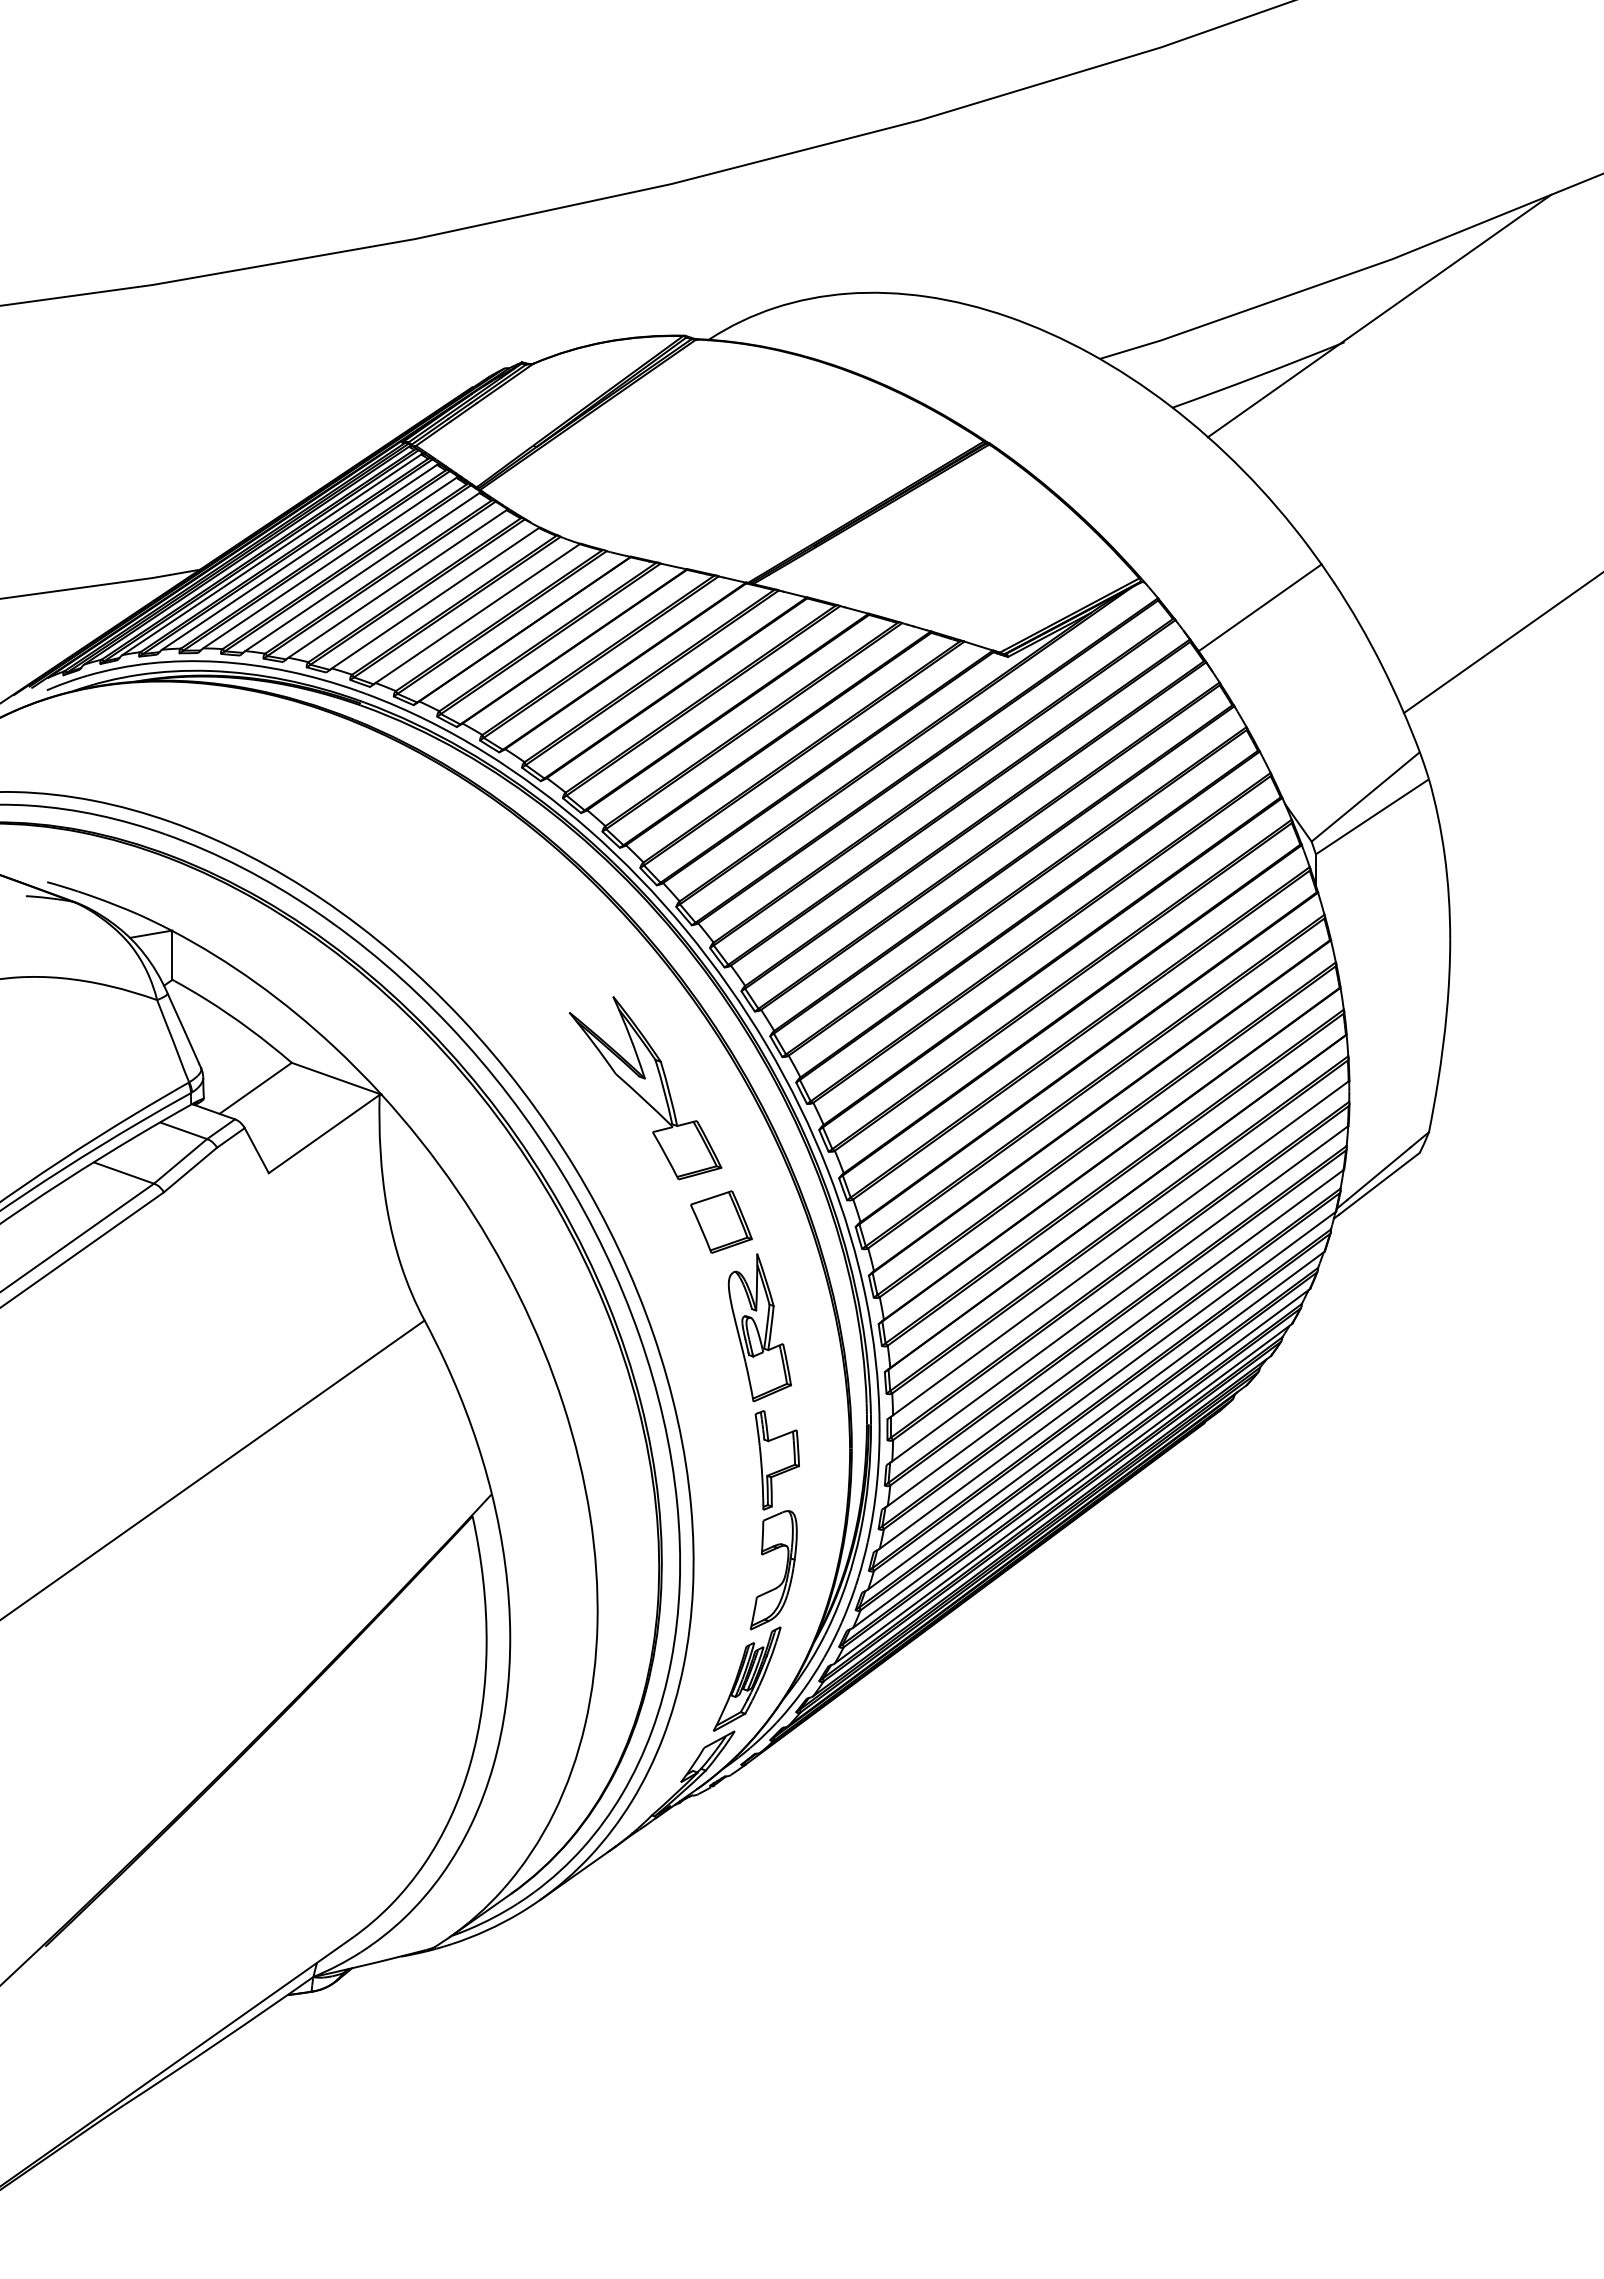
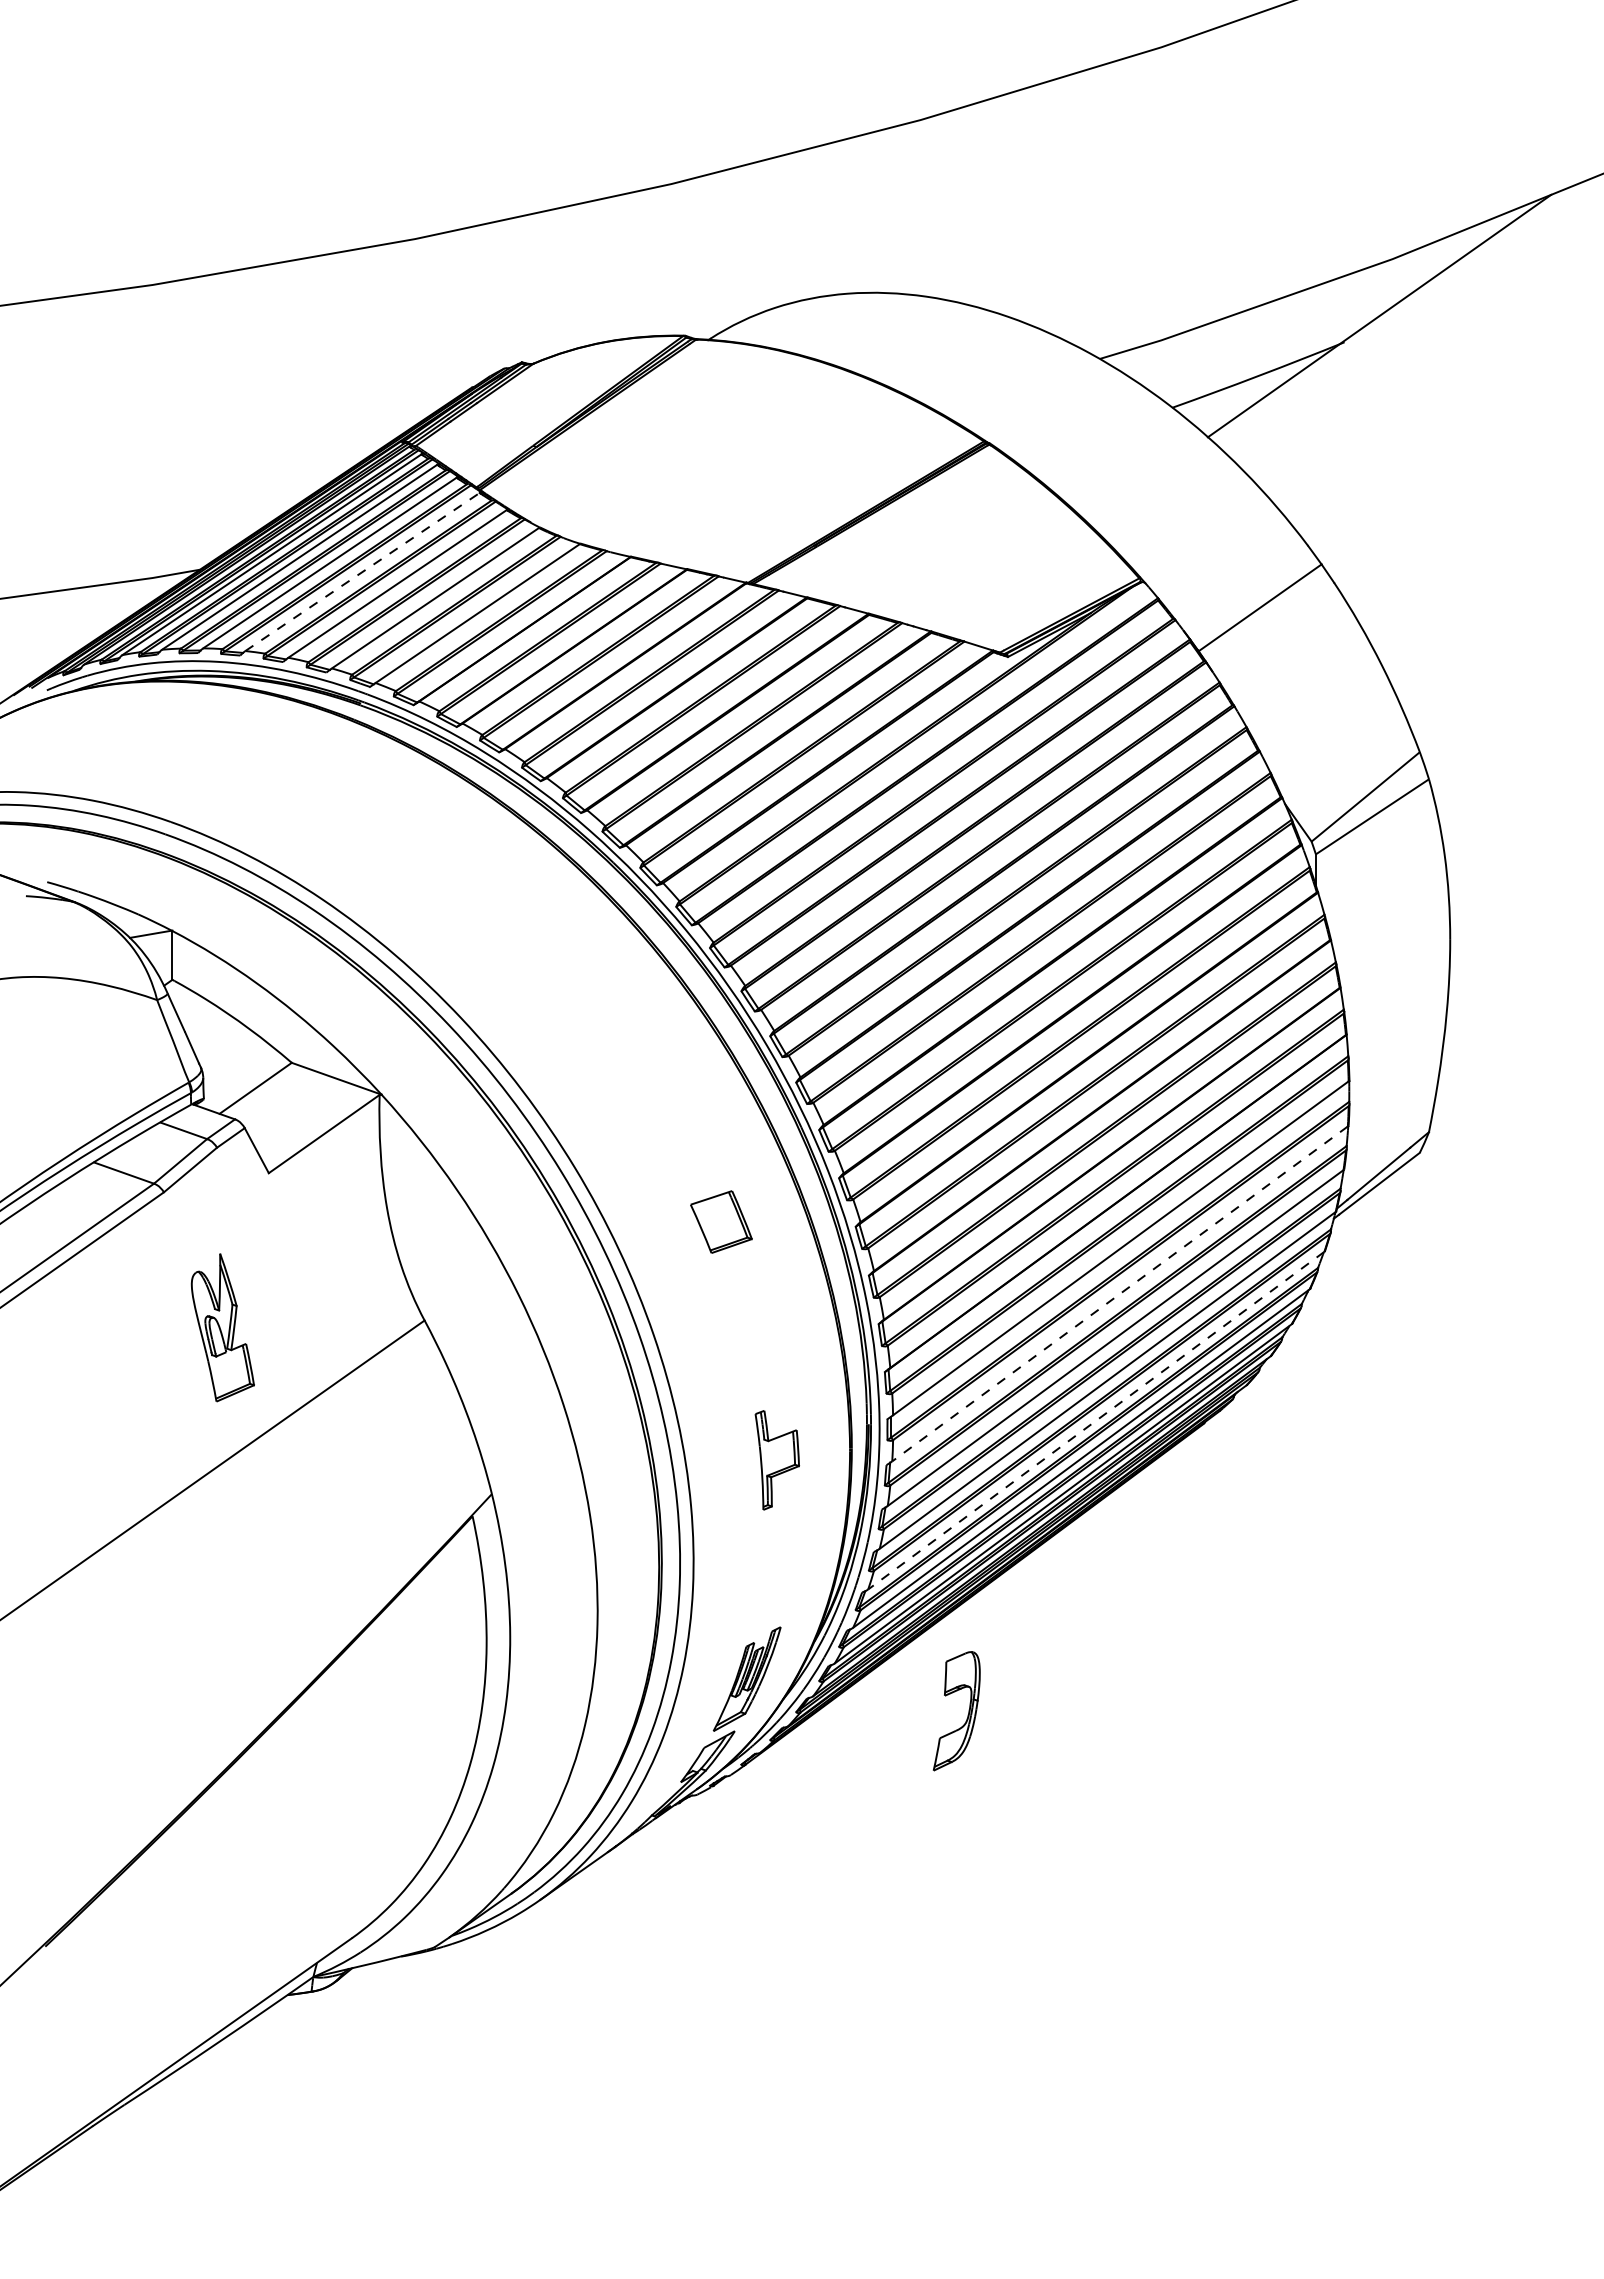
line: solid -> dashed (362, 571)
line: present -> none (1501, 643)
part: present -> none (645, 1088)
line: solid -> dashed (1120, 1293)
part position: (759, 1327) -> (222, 1327) (222, 1327)
line: solid -> dashed (1096, 1420)
part position: (784, 1574) -> (967, 1715) (967, 1715)
